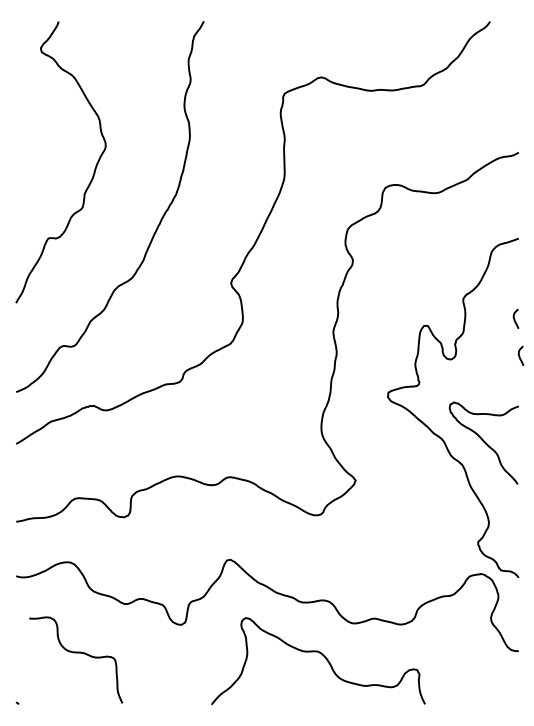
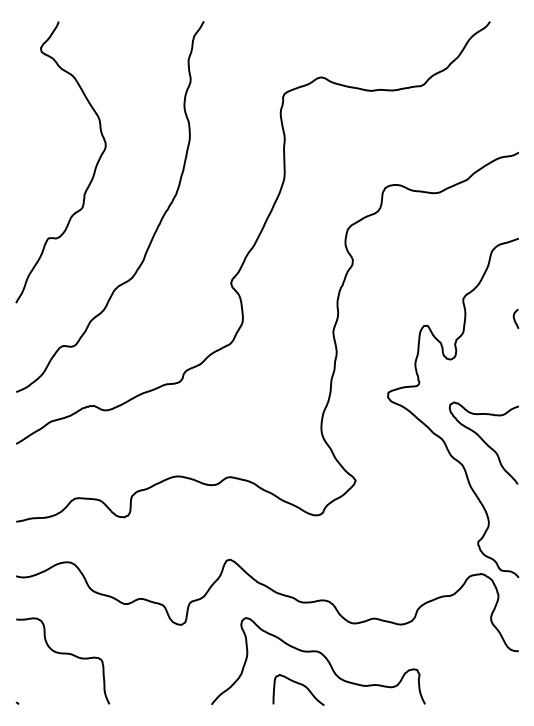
curve: present -> none (519, 355)
curve position: (76, 653) -> (63, 654) (63, 654)
curve: none -> present (298, 684)
